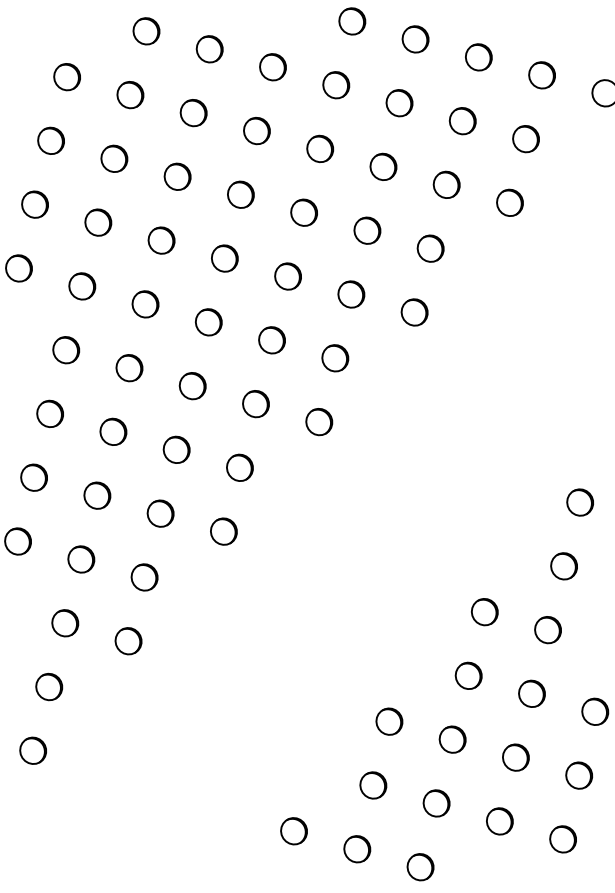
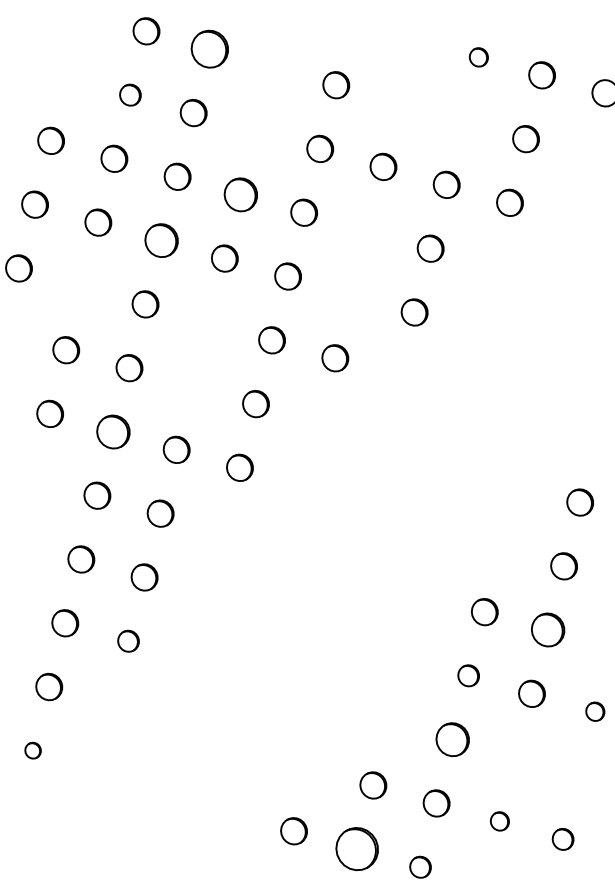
part: present -> none (352, 21)
part: present -> none (415, 39)
part size: 29x29 px -> 39x40 px (209, 48)
part size: 28x29 px -> 21x21 px (478, 57)
part: present -> none (272, 67)
part: present -> none (66, 77)
part size: 29x29 px -> 23x24 px (130, 94)
part: present -> none (399, 103)
part: present -> none (462, 121)
part: present -> none (256, 131)
part size: 28x29 px -> 35x36 px (240, 194)
part: present -> none (367, 230)
part size: 29x29 px -> 35x35 px (161, 240)
part: present -> none (82, 286)
part: present -> none (351, 294)
part: present -> none (208, 322)
part: present -> none (192, 386)
part: present -> none (319, 422)
part size: 29x29 px -> 35x36 px (113, 431)
part: present -> none (33, 477)
part: present -> none (223, 531)
part: present -> none (17, 541)
part size: 28x29 px -> 36x36 px (547, 629)
part size: 29x29 px -> 23x24 px (128, 640)
part size: 29x29 px -> 23x24 px (468, 675)
part size: 29x29 px -> 21x21 px (595, 711)
part: present -> none (389, 721)
part size: 29x29 px -> 35x36 px (452, 739)
part size: 28x29 px -> 18x19 px (32, 750)
part: present -> none (515, 757)
part: present -> none (579, 775)
part size: 28x29 px -> 21x21 px (499, 821)
part size: 28x29 px -> 24x23 px (562, 839)
part size: 29x29 px -> 44x44 px (356, 848)
part size: 29x29 px -> 23x24 px (420, 866)
